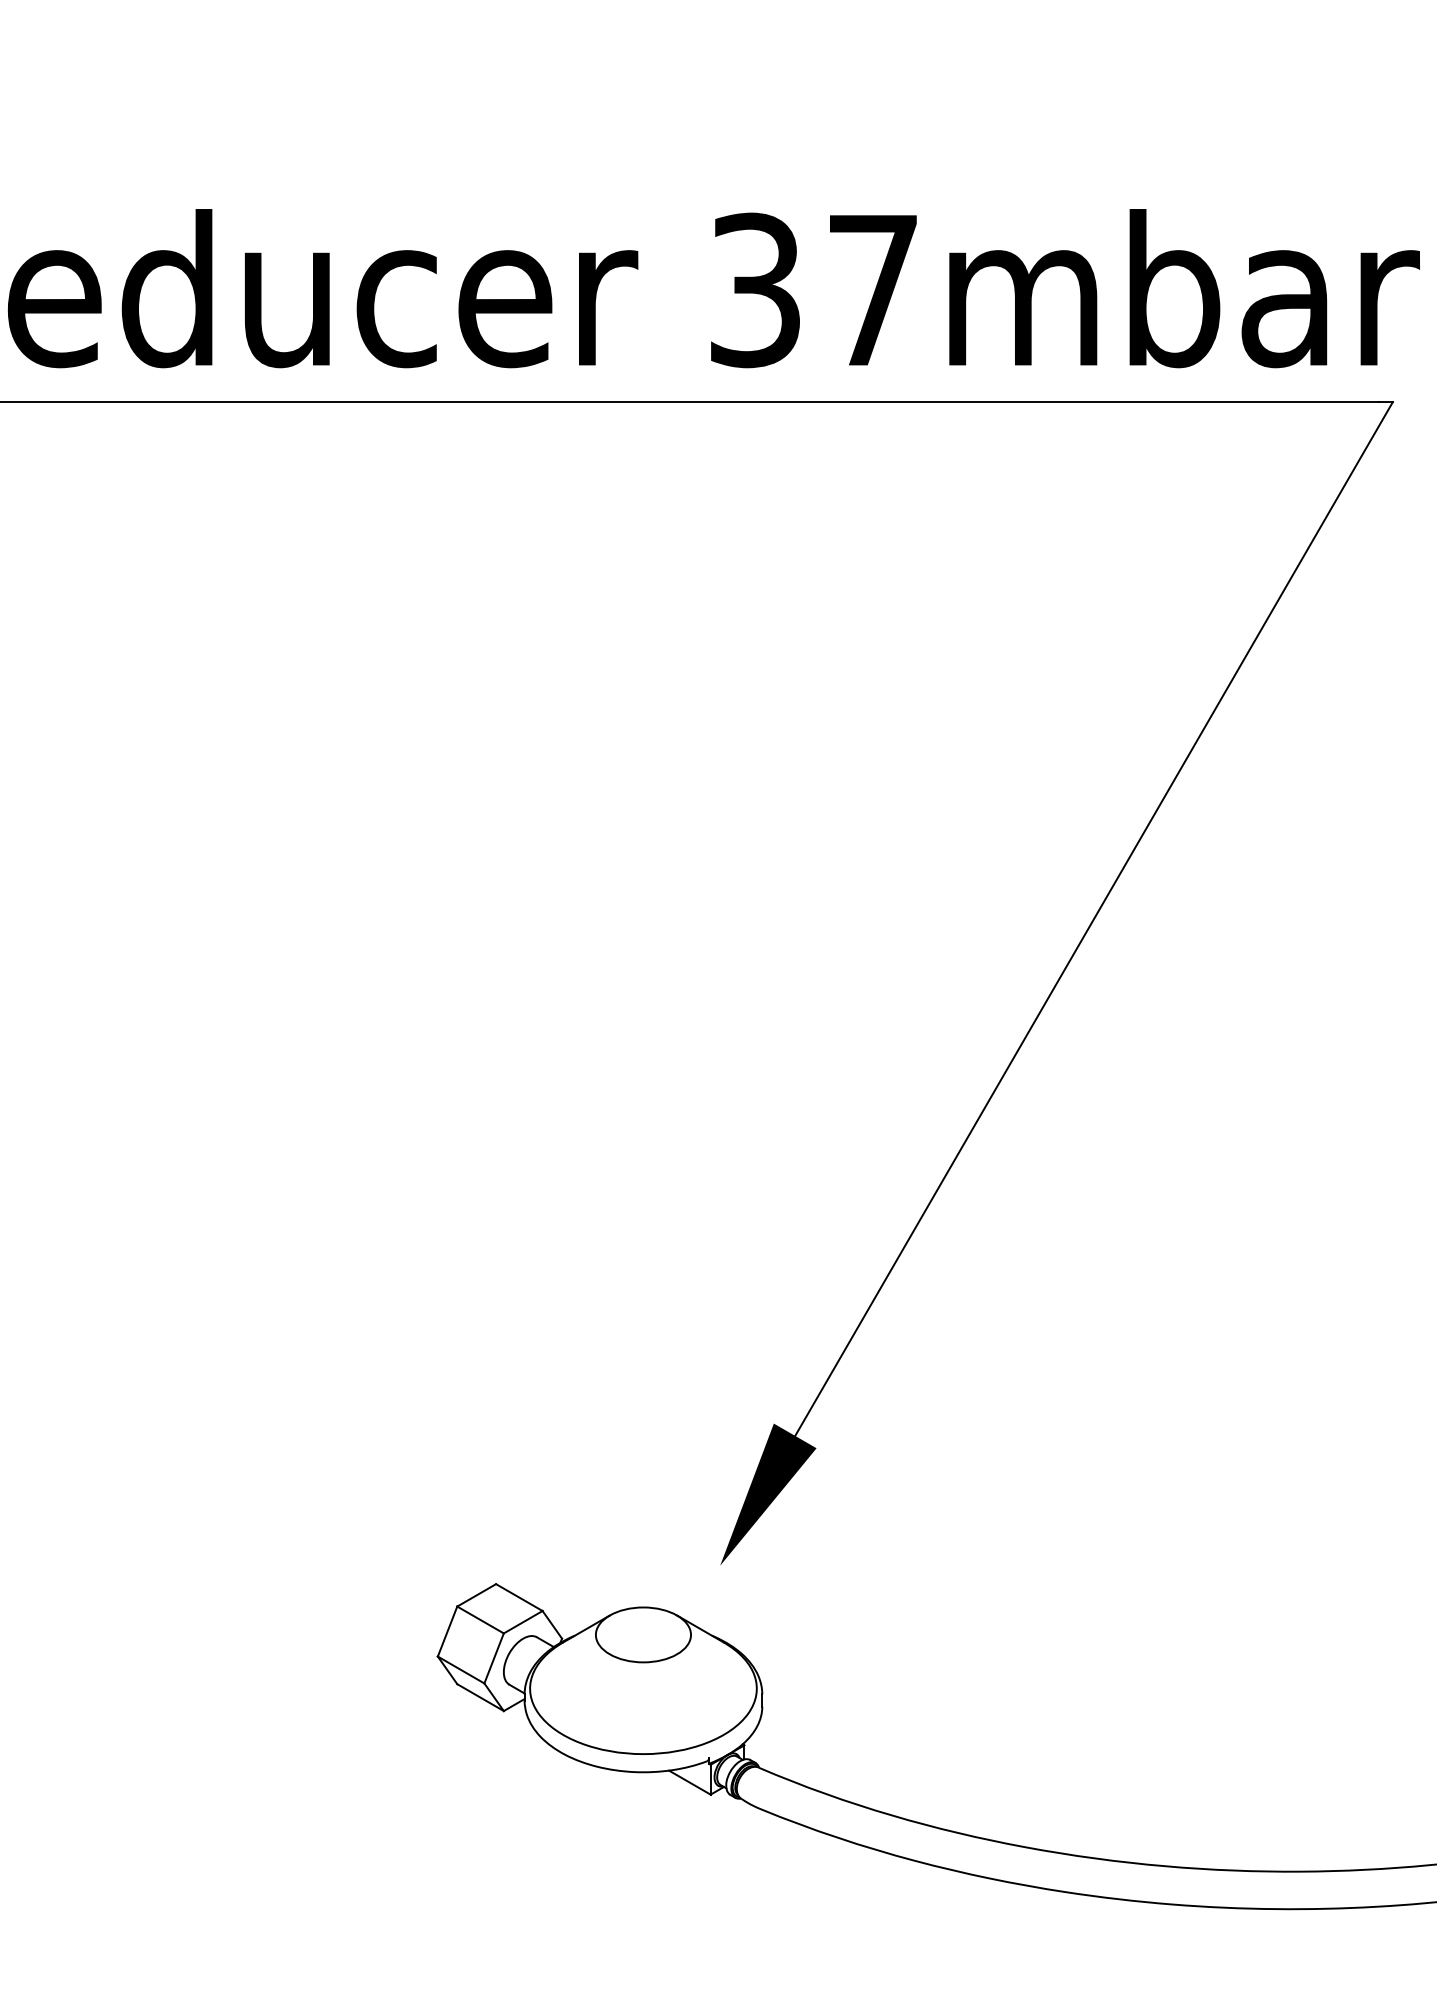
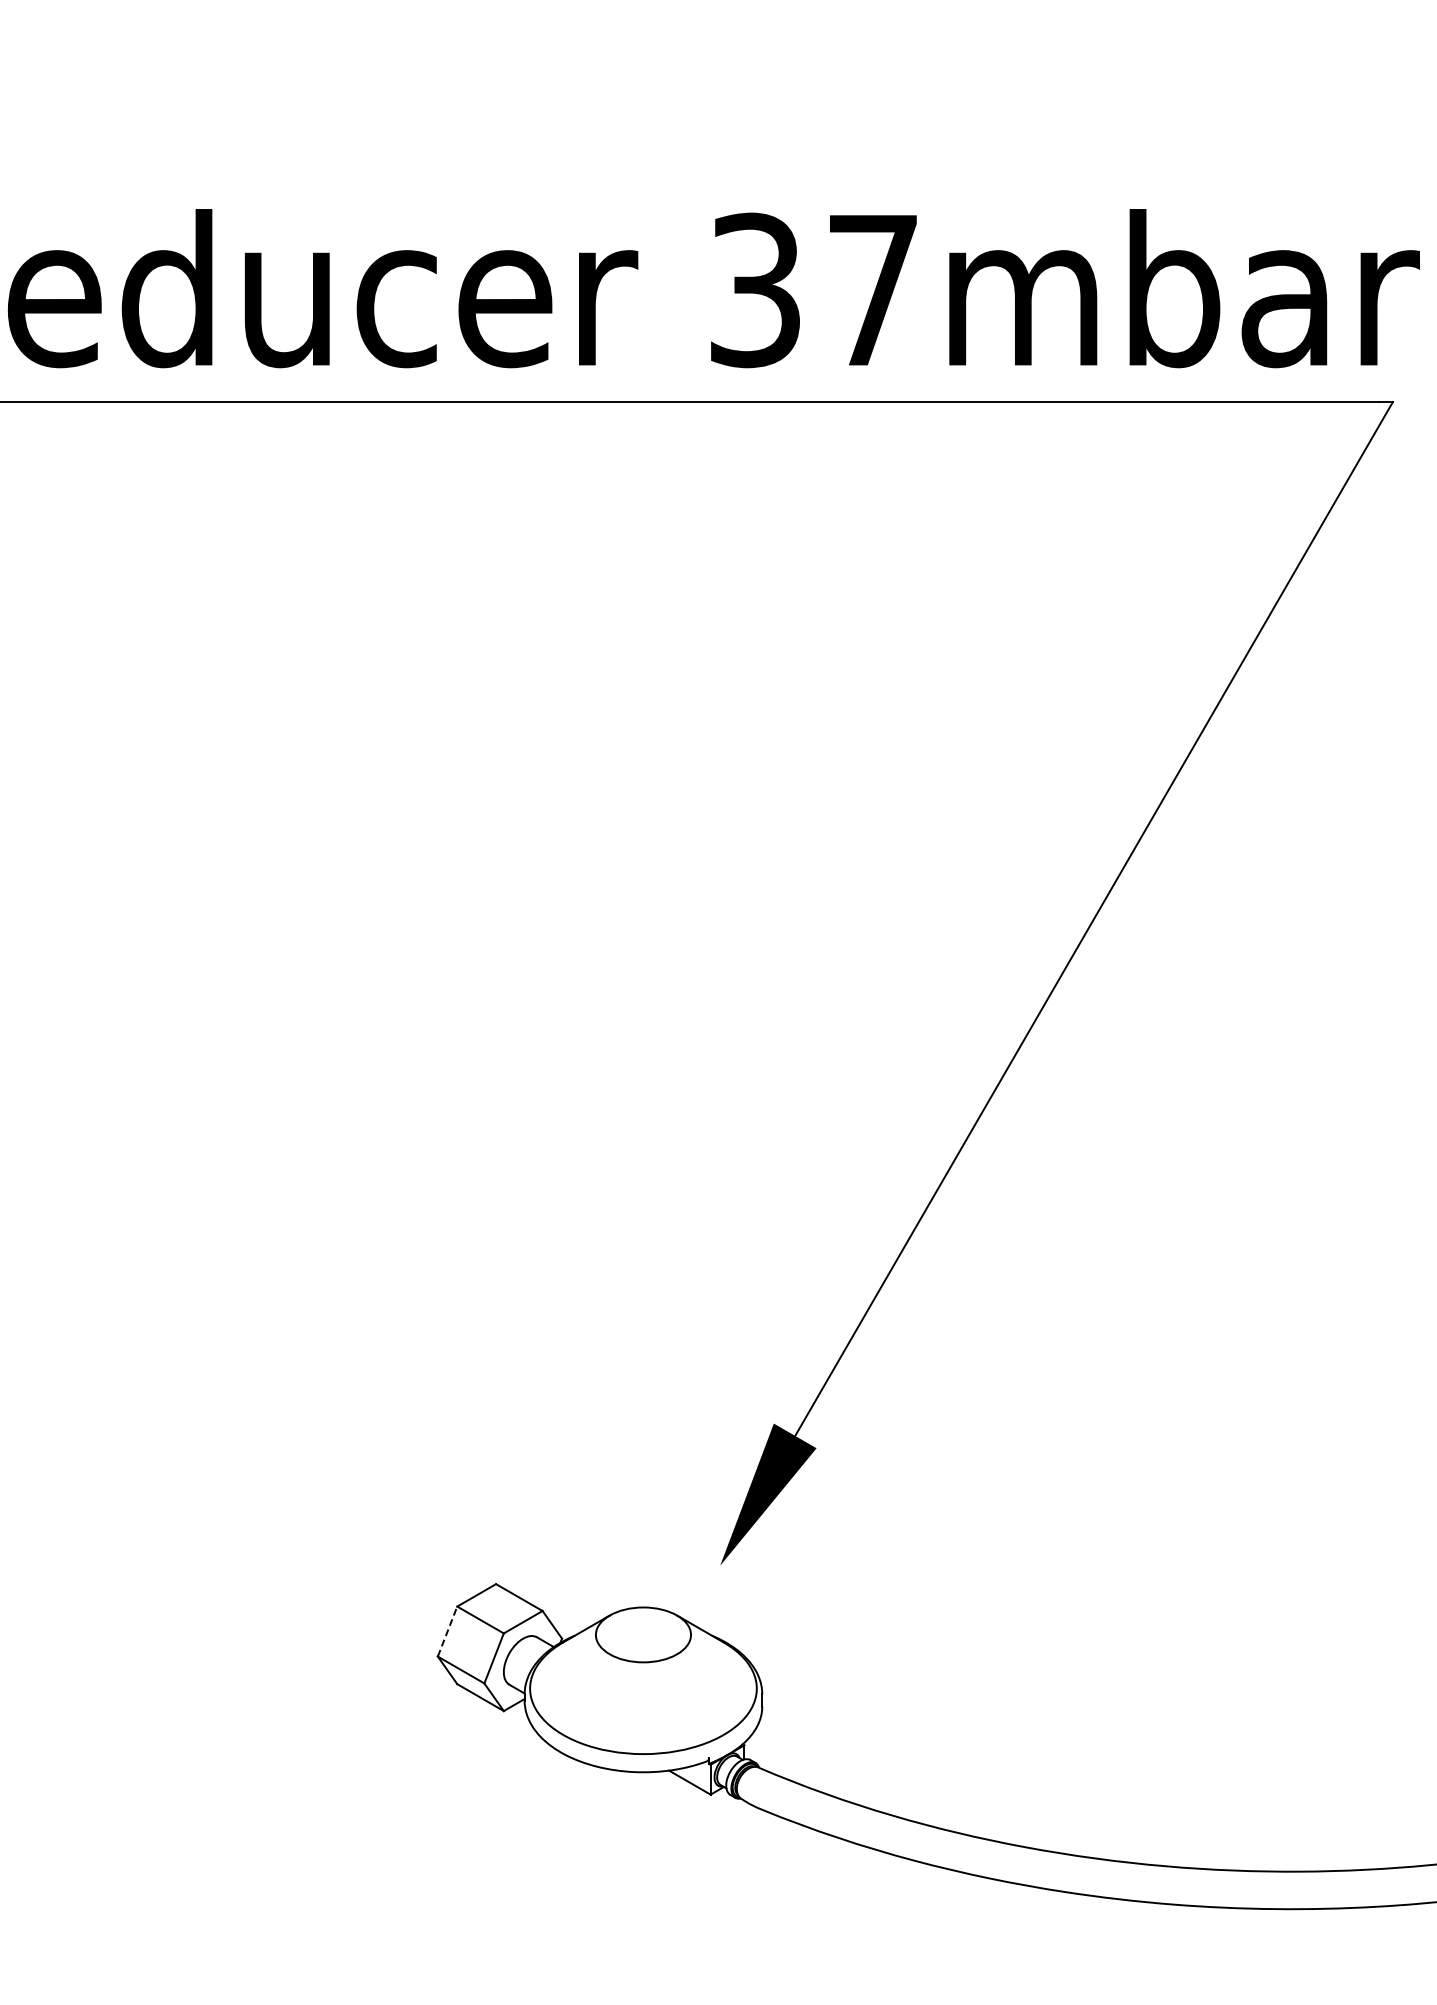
line: solid -> dashed (447, 1631)
